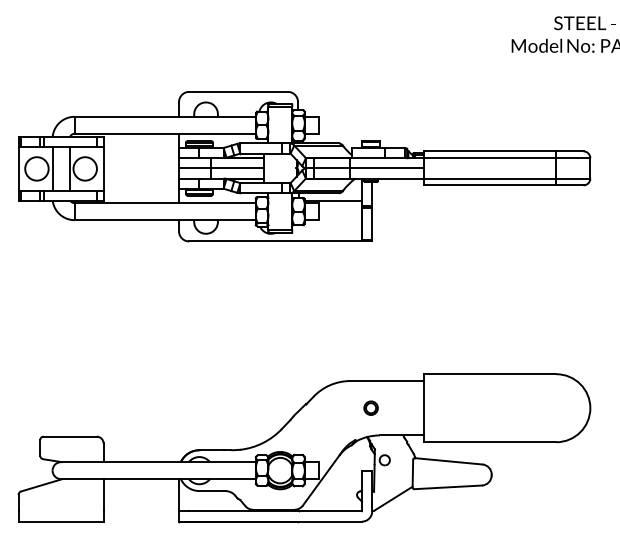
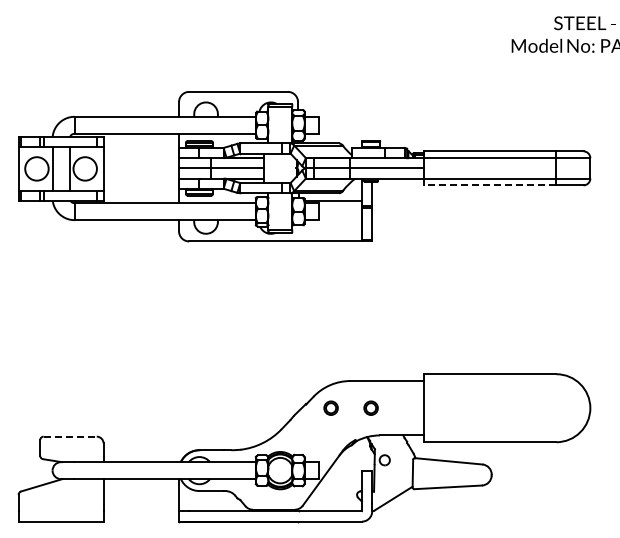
line: solid -> dashed (489, 185)
part: none -> present (330, 407)
line: solid -> dashed (70, 436)
